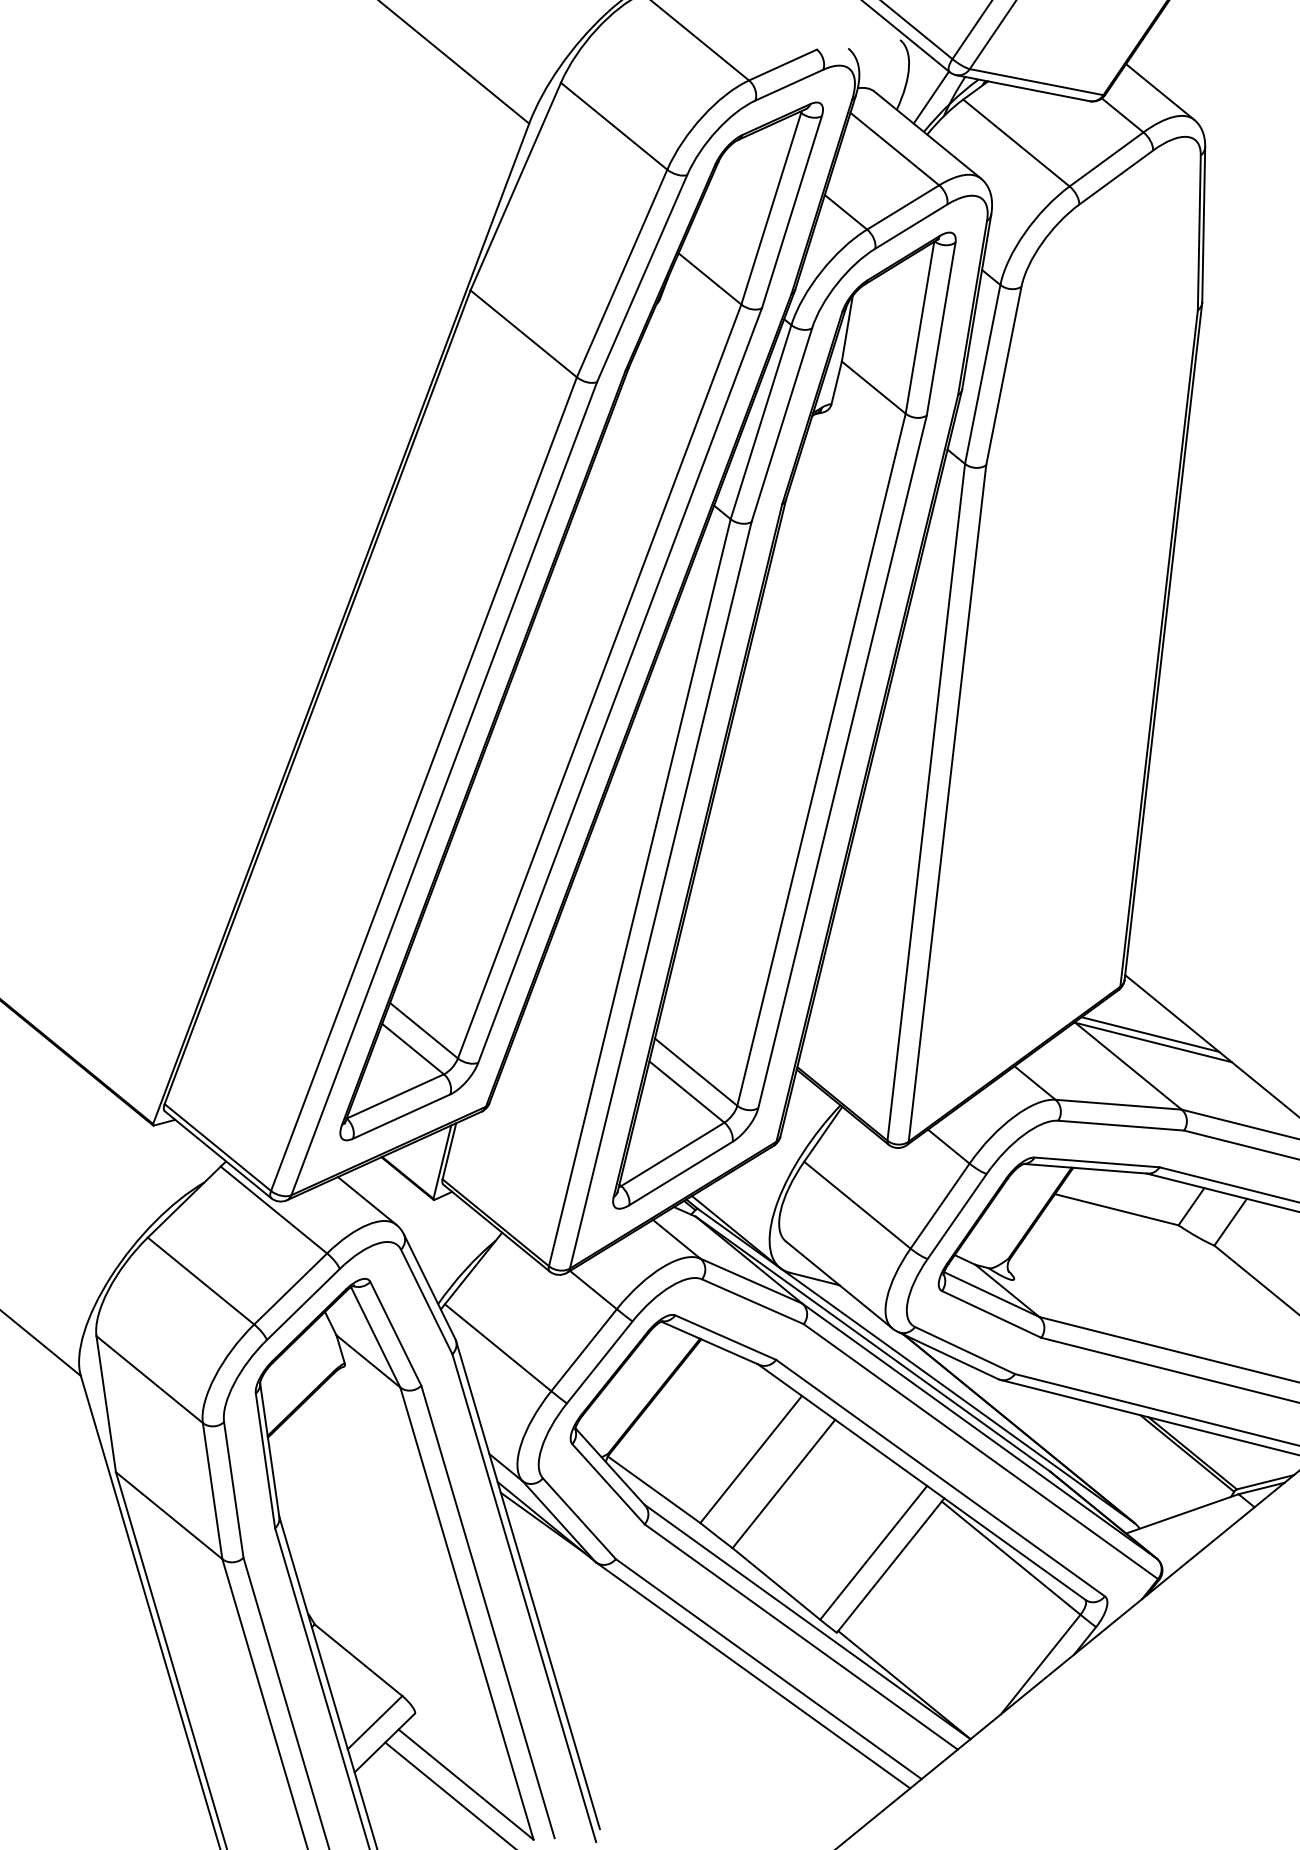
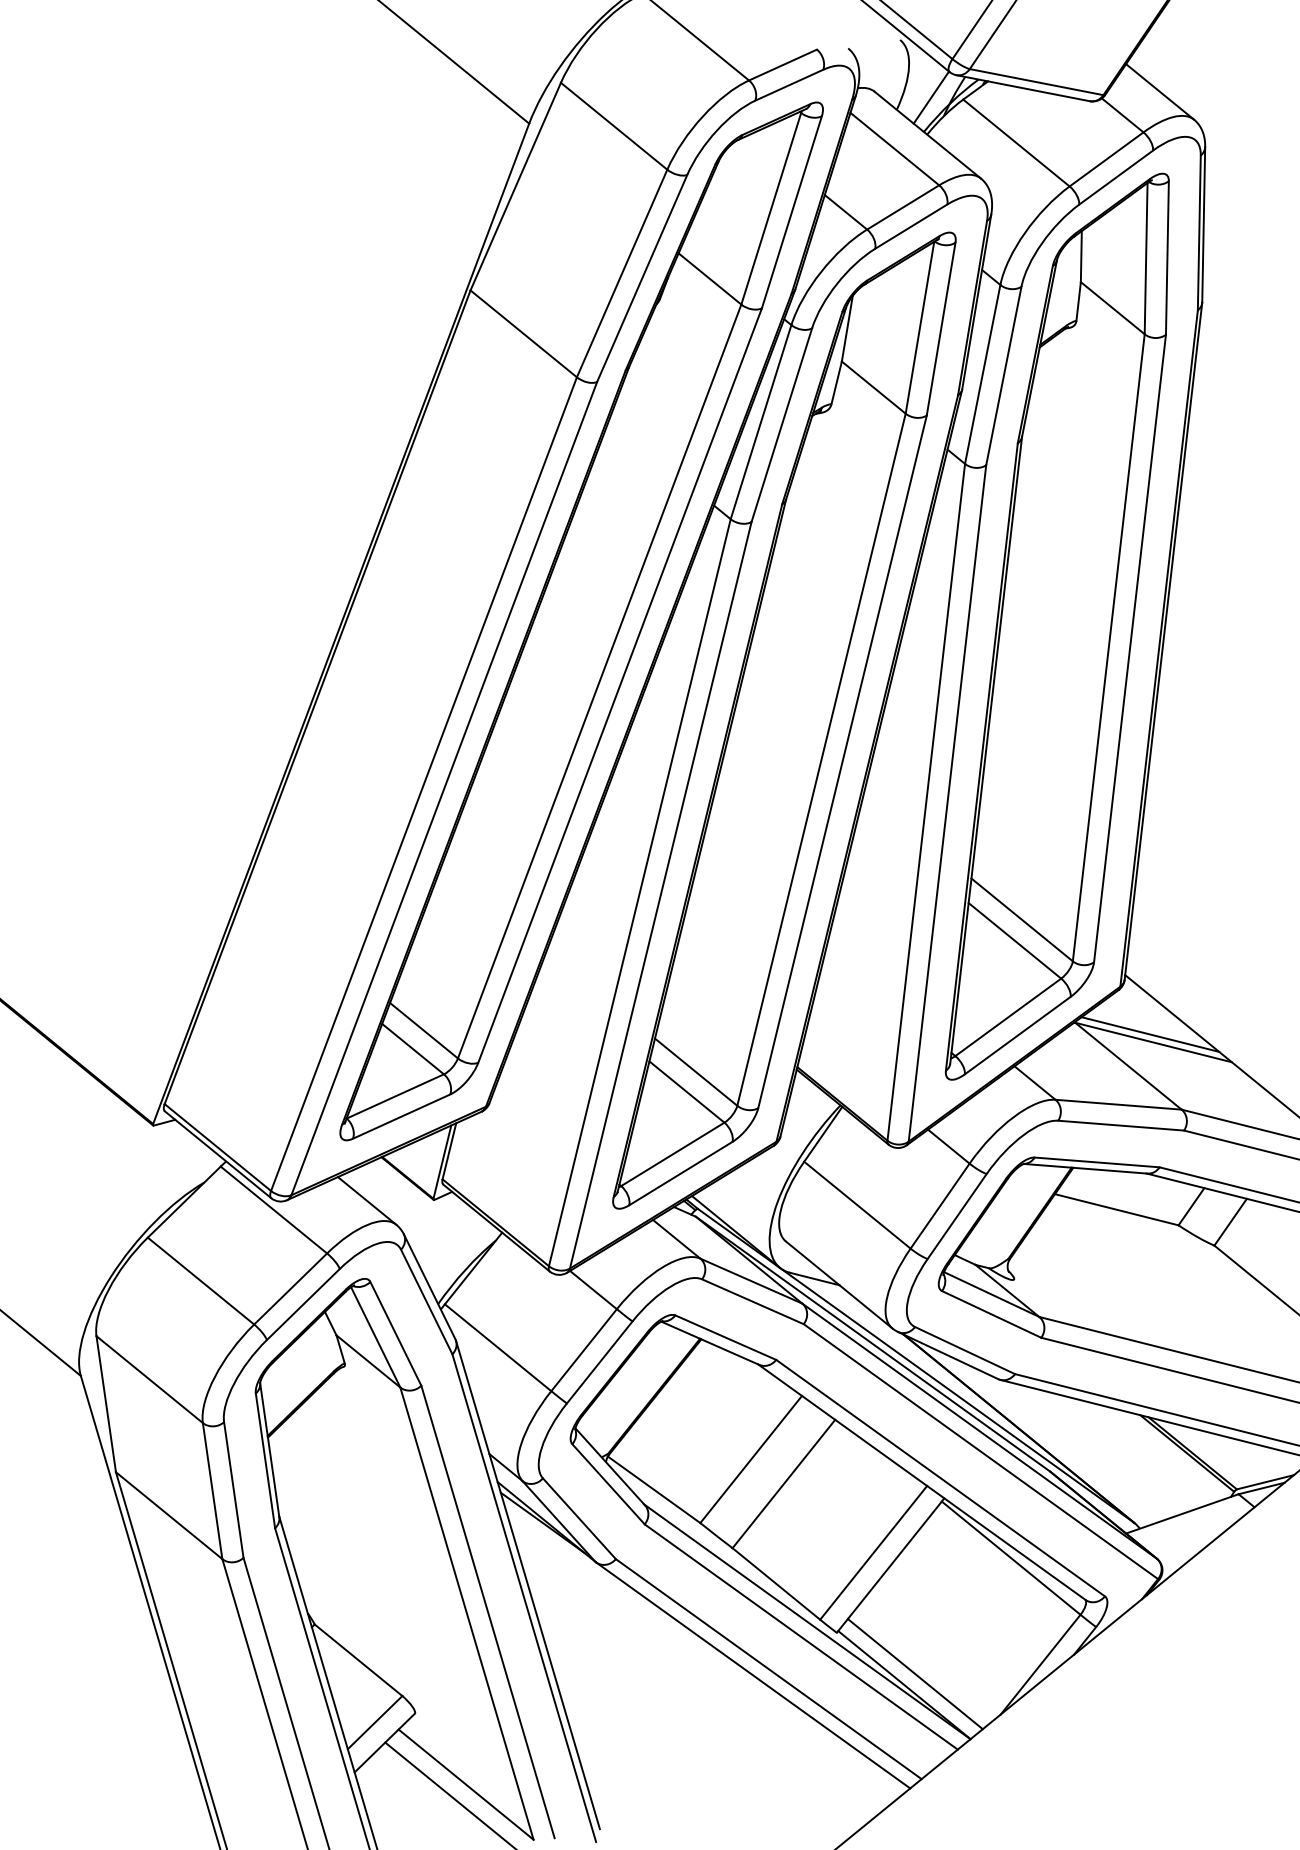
part: none -> present (1056, 626)
line: none -> present (914, 1674)
